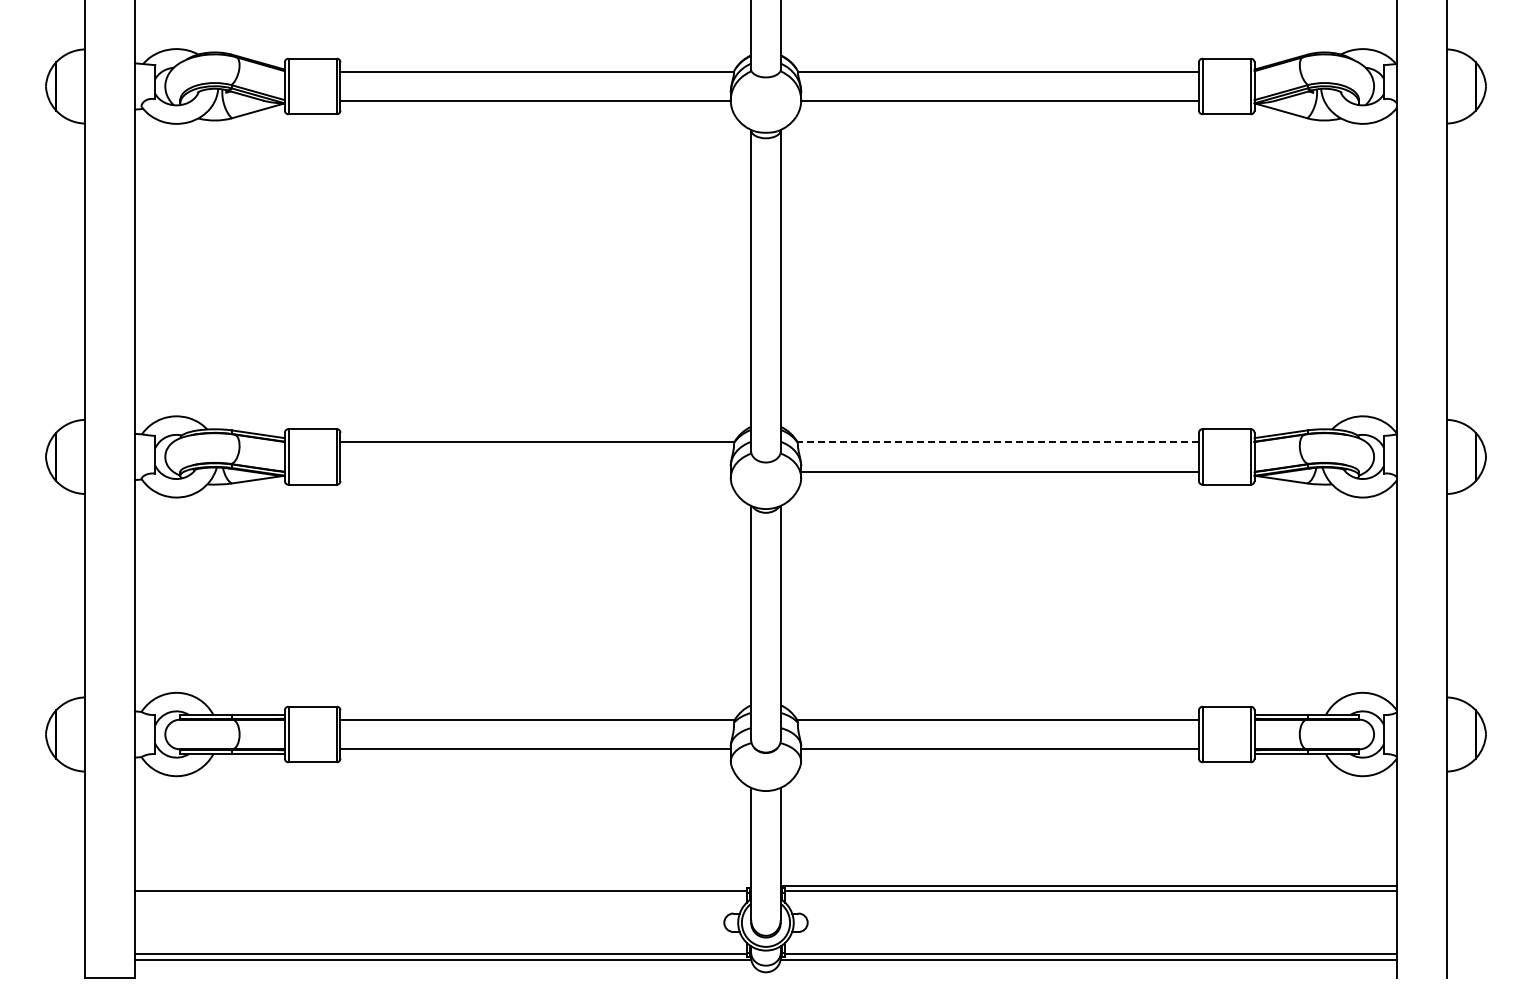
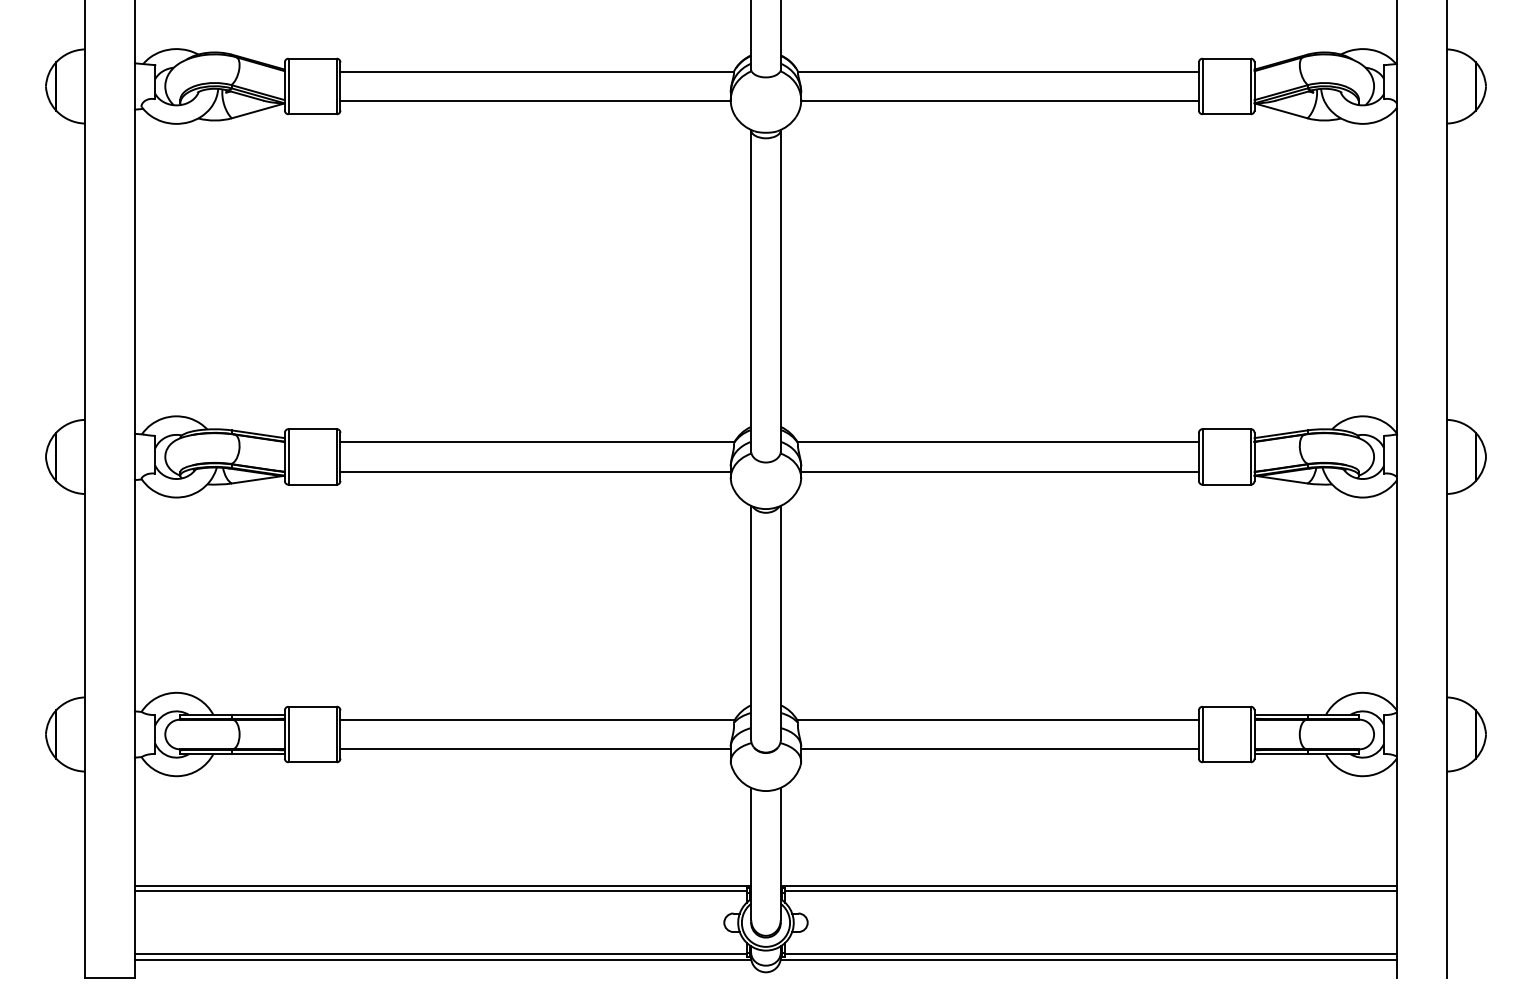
line: dashed -> solid (998, 442)
line: none -> present (535, 471)
line: none -> present (442, 885)
